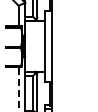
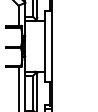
line: dashed -> solid (18, 88)
